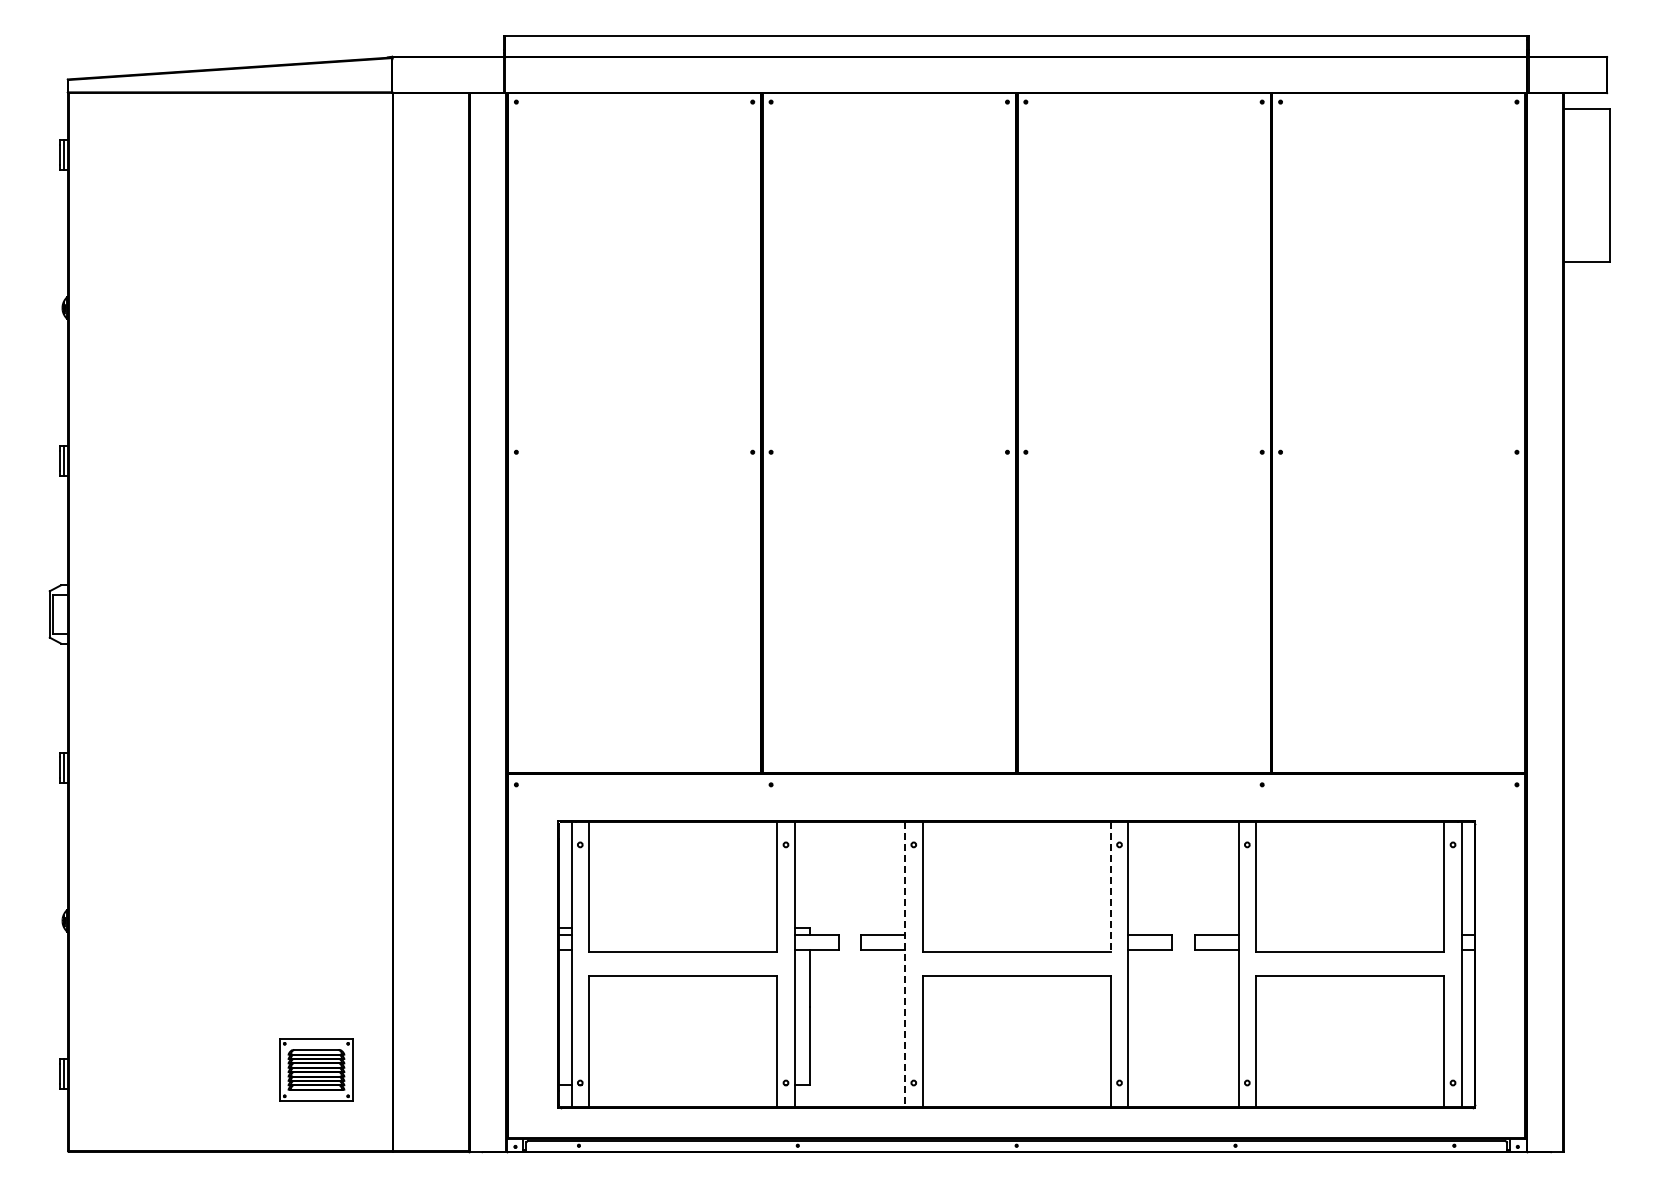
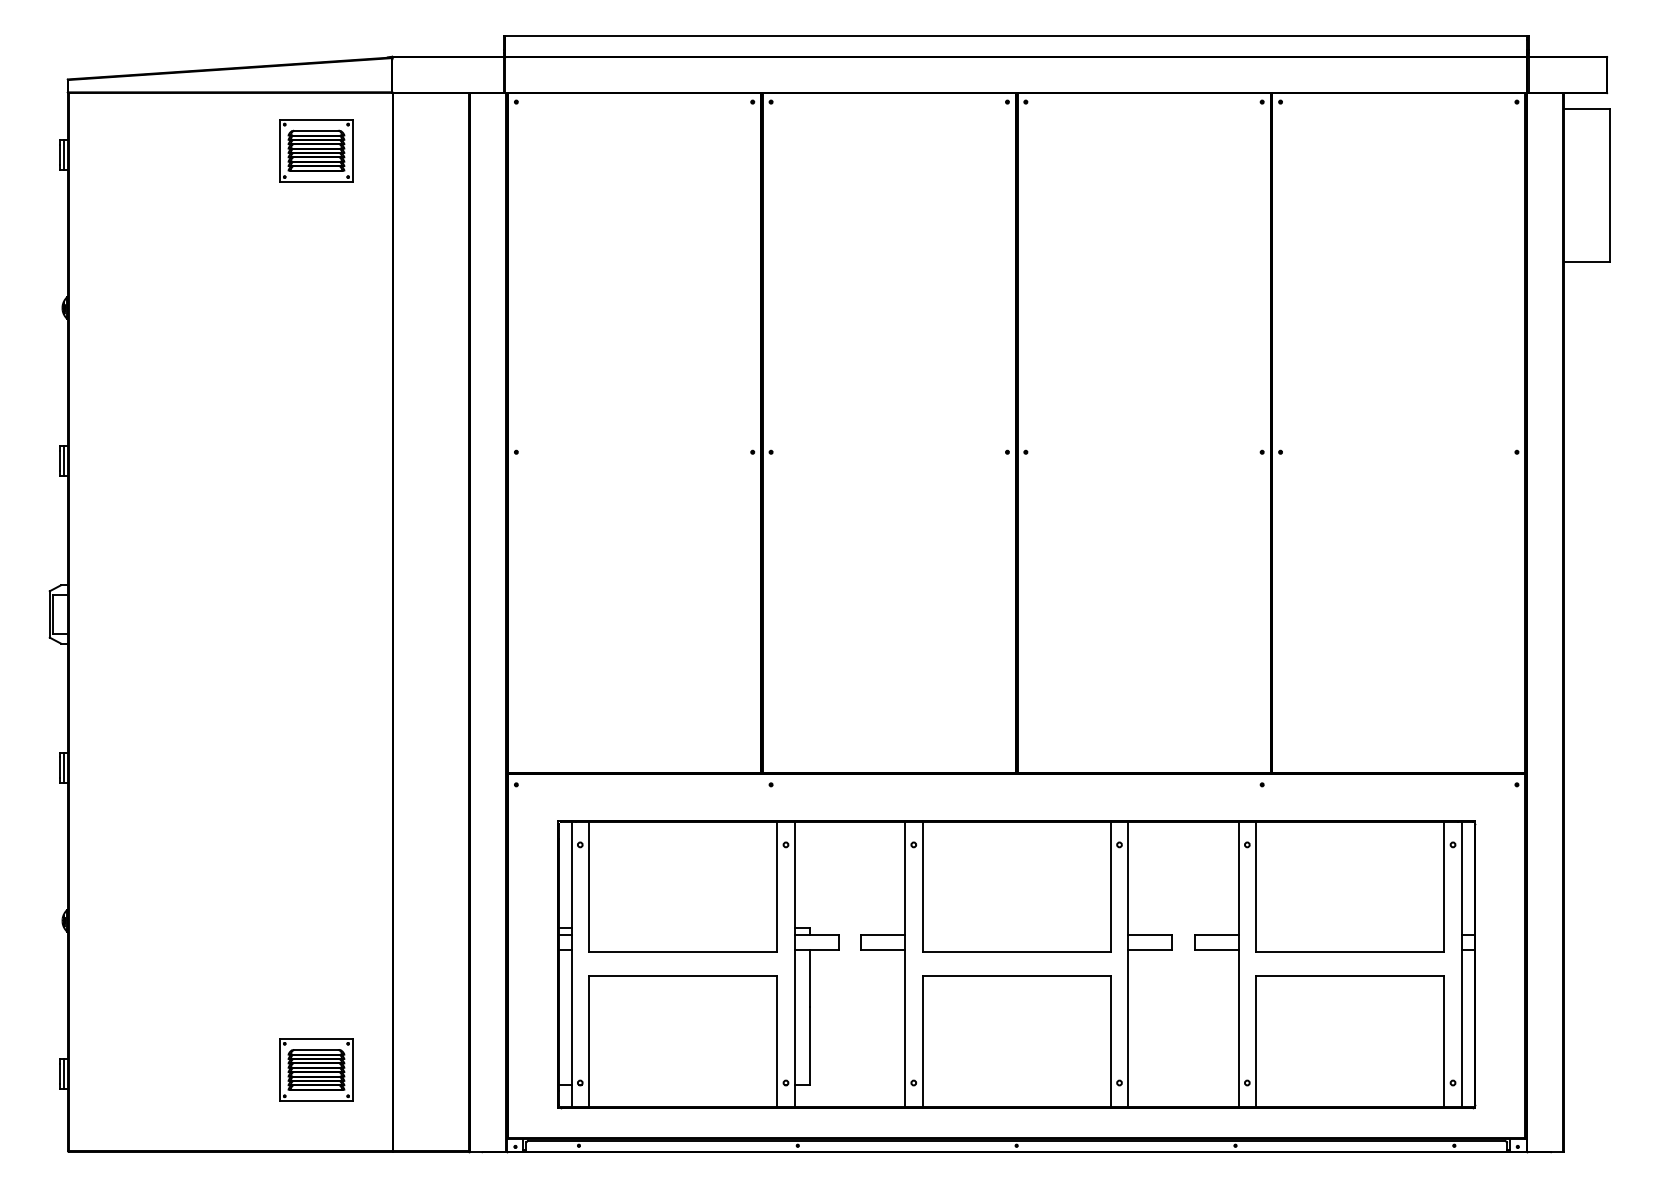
part: none -> present (316, 150)
line: dashed -> solid (1110, 886)
line: dashed -> solid (905, 964)
